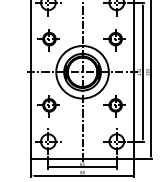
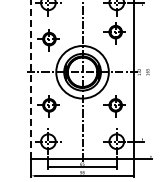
part position: (114, 40) -> (114, 33) (114, 33)
line: present -> none (142, 72)
line: present -> none (150, 78)
line: solid -> dashed (31, 79)
